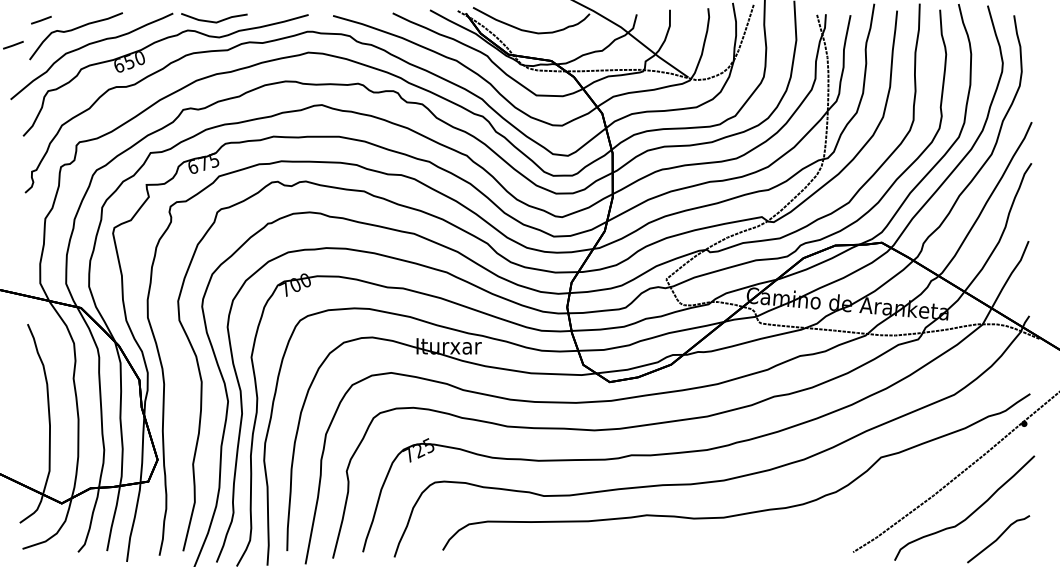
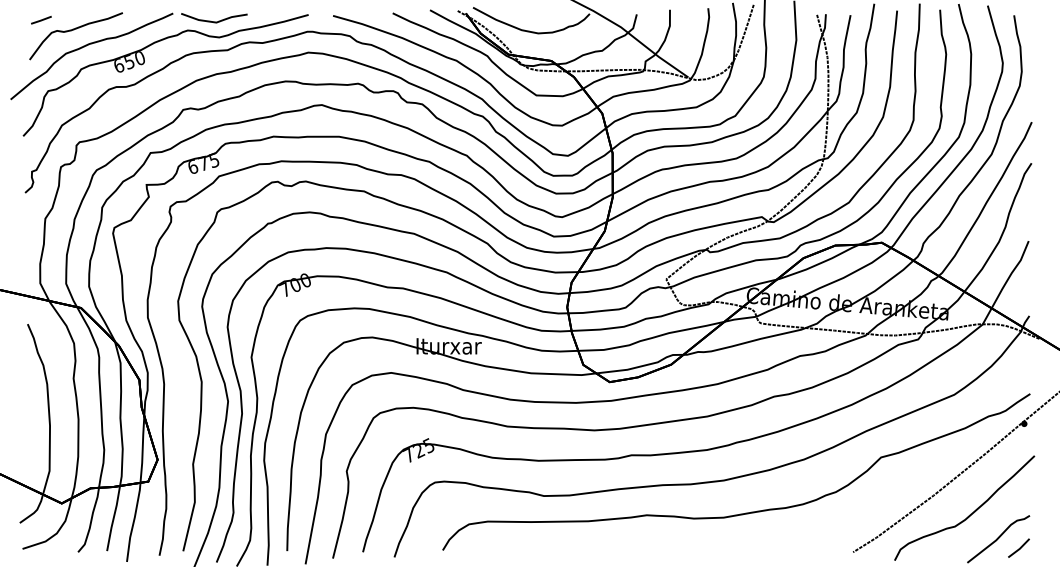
line: present -> none (13, 44)
line: none -> present (1019, 547)
